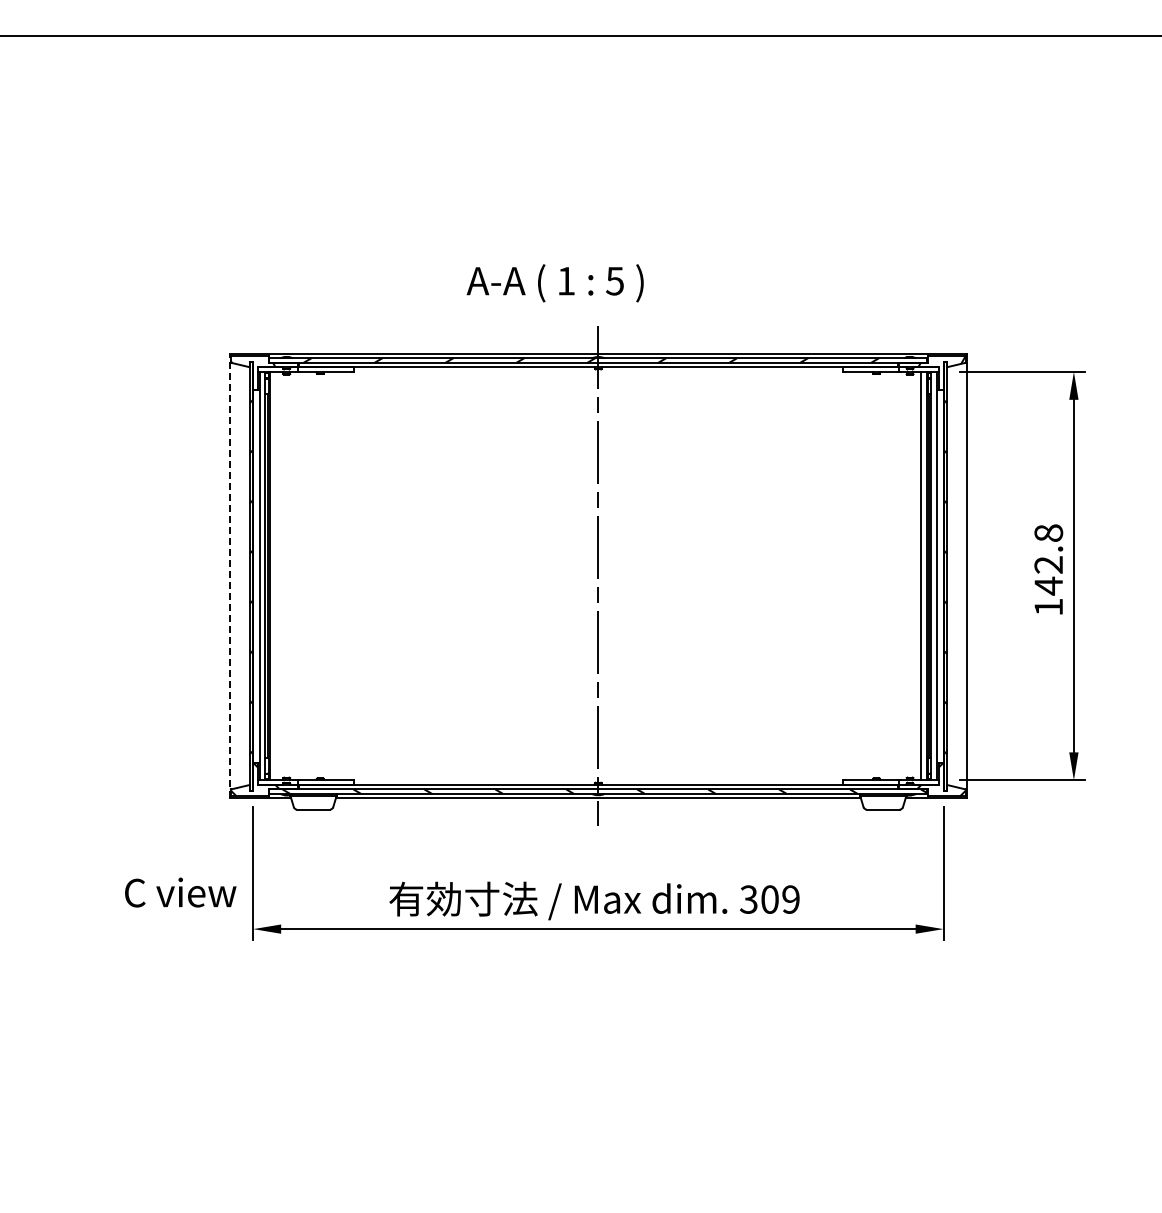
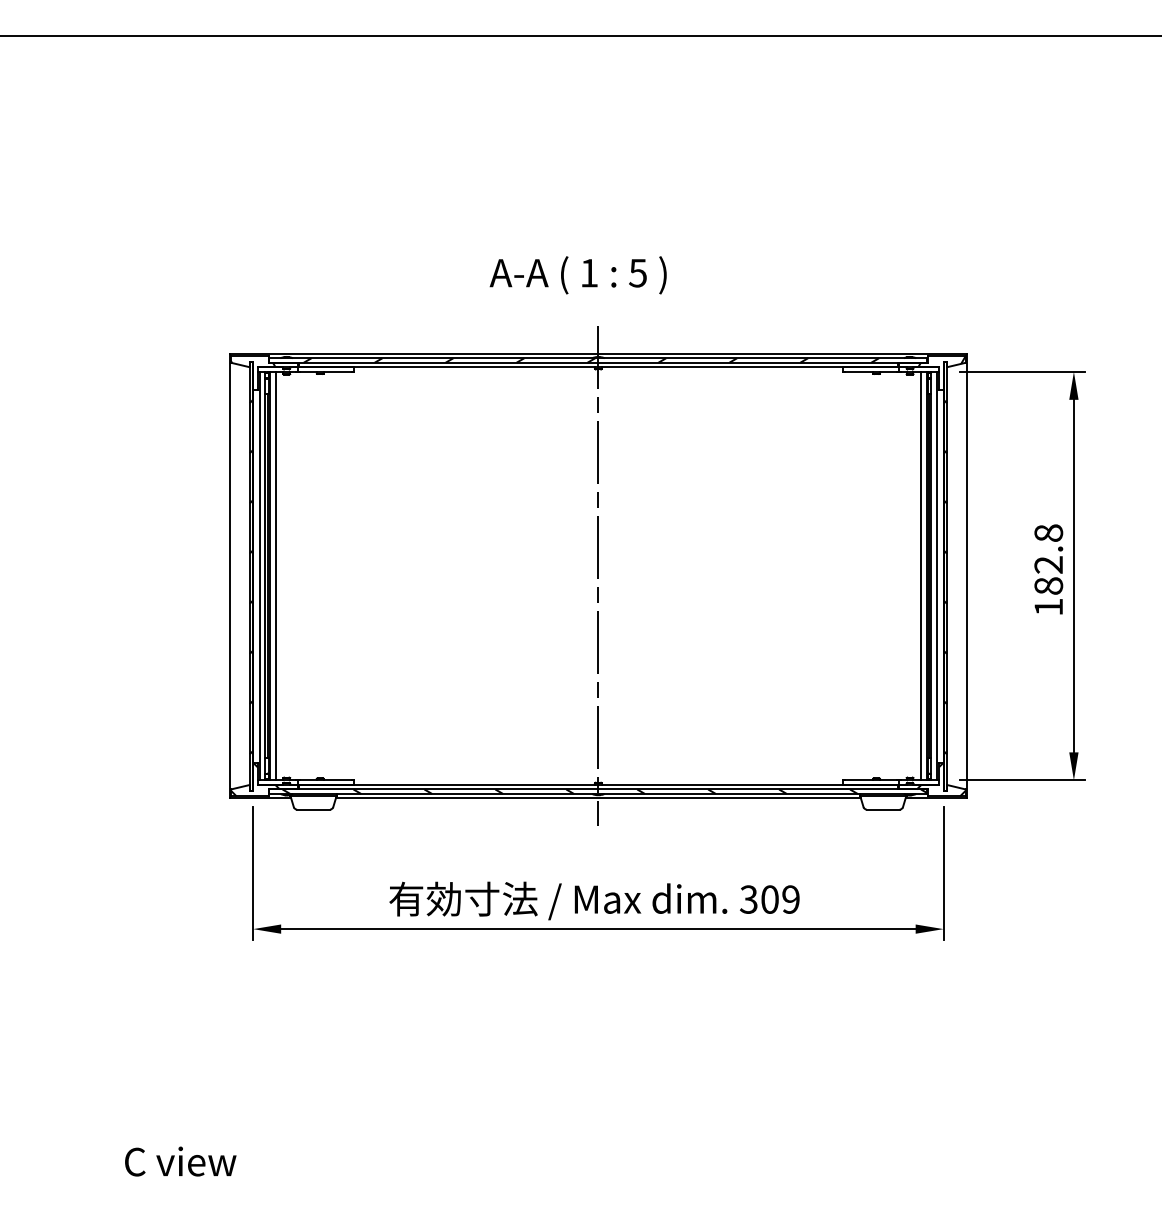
text position: (554, 283) -> (577, 275) (577, 275)
line: dashed -> solid (229, 575)
line: none -> present (275, 575)
text: 142.8 -> 182.8 (1048, 585)
text position: (180, 892) -> (180, 1161) (180, 1161)
